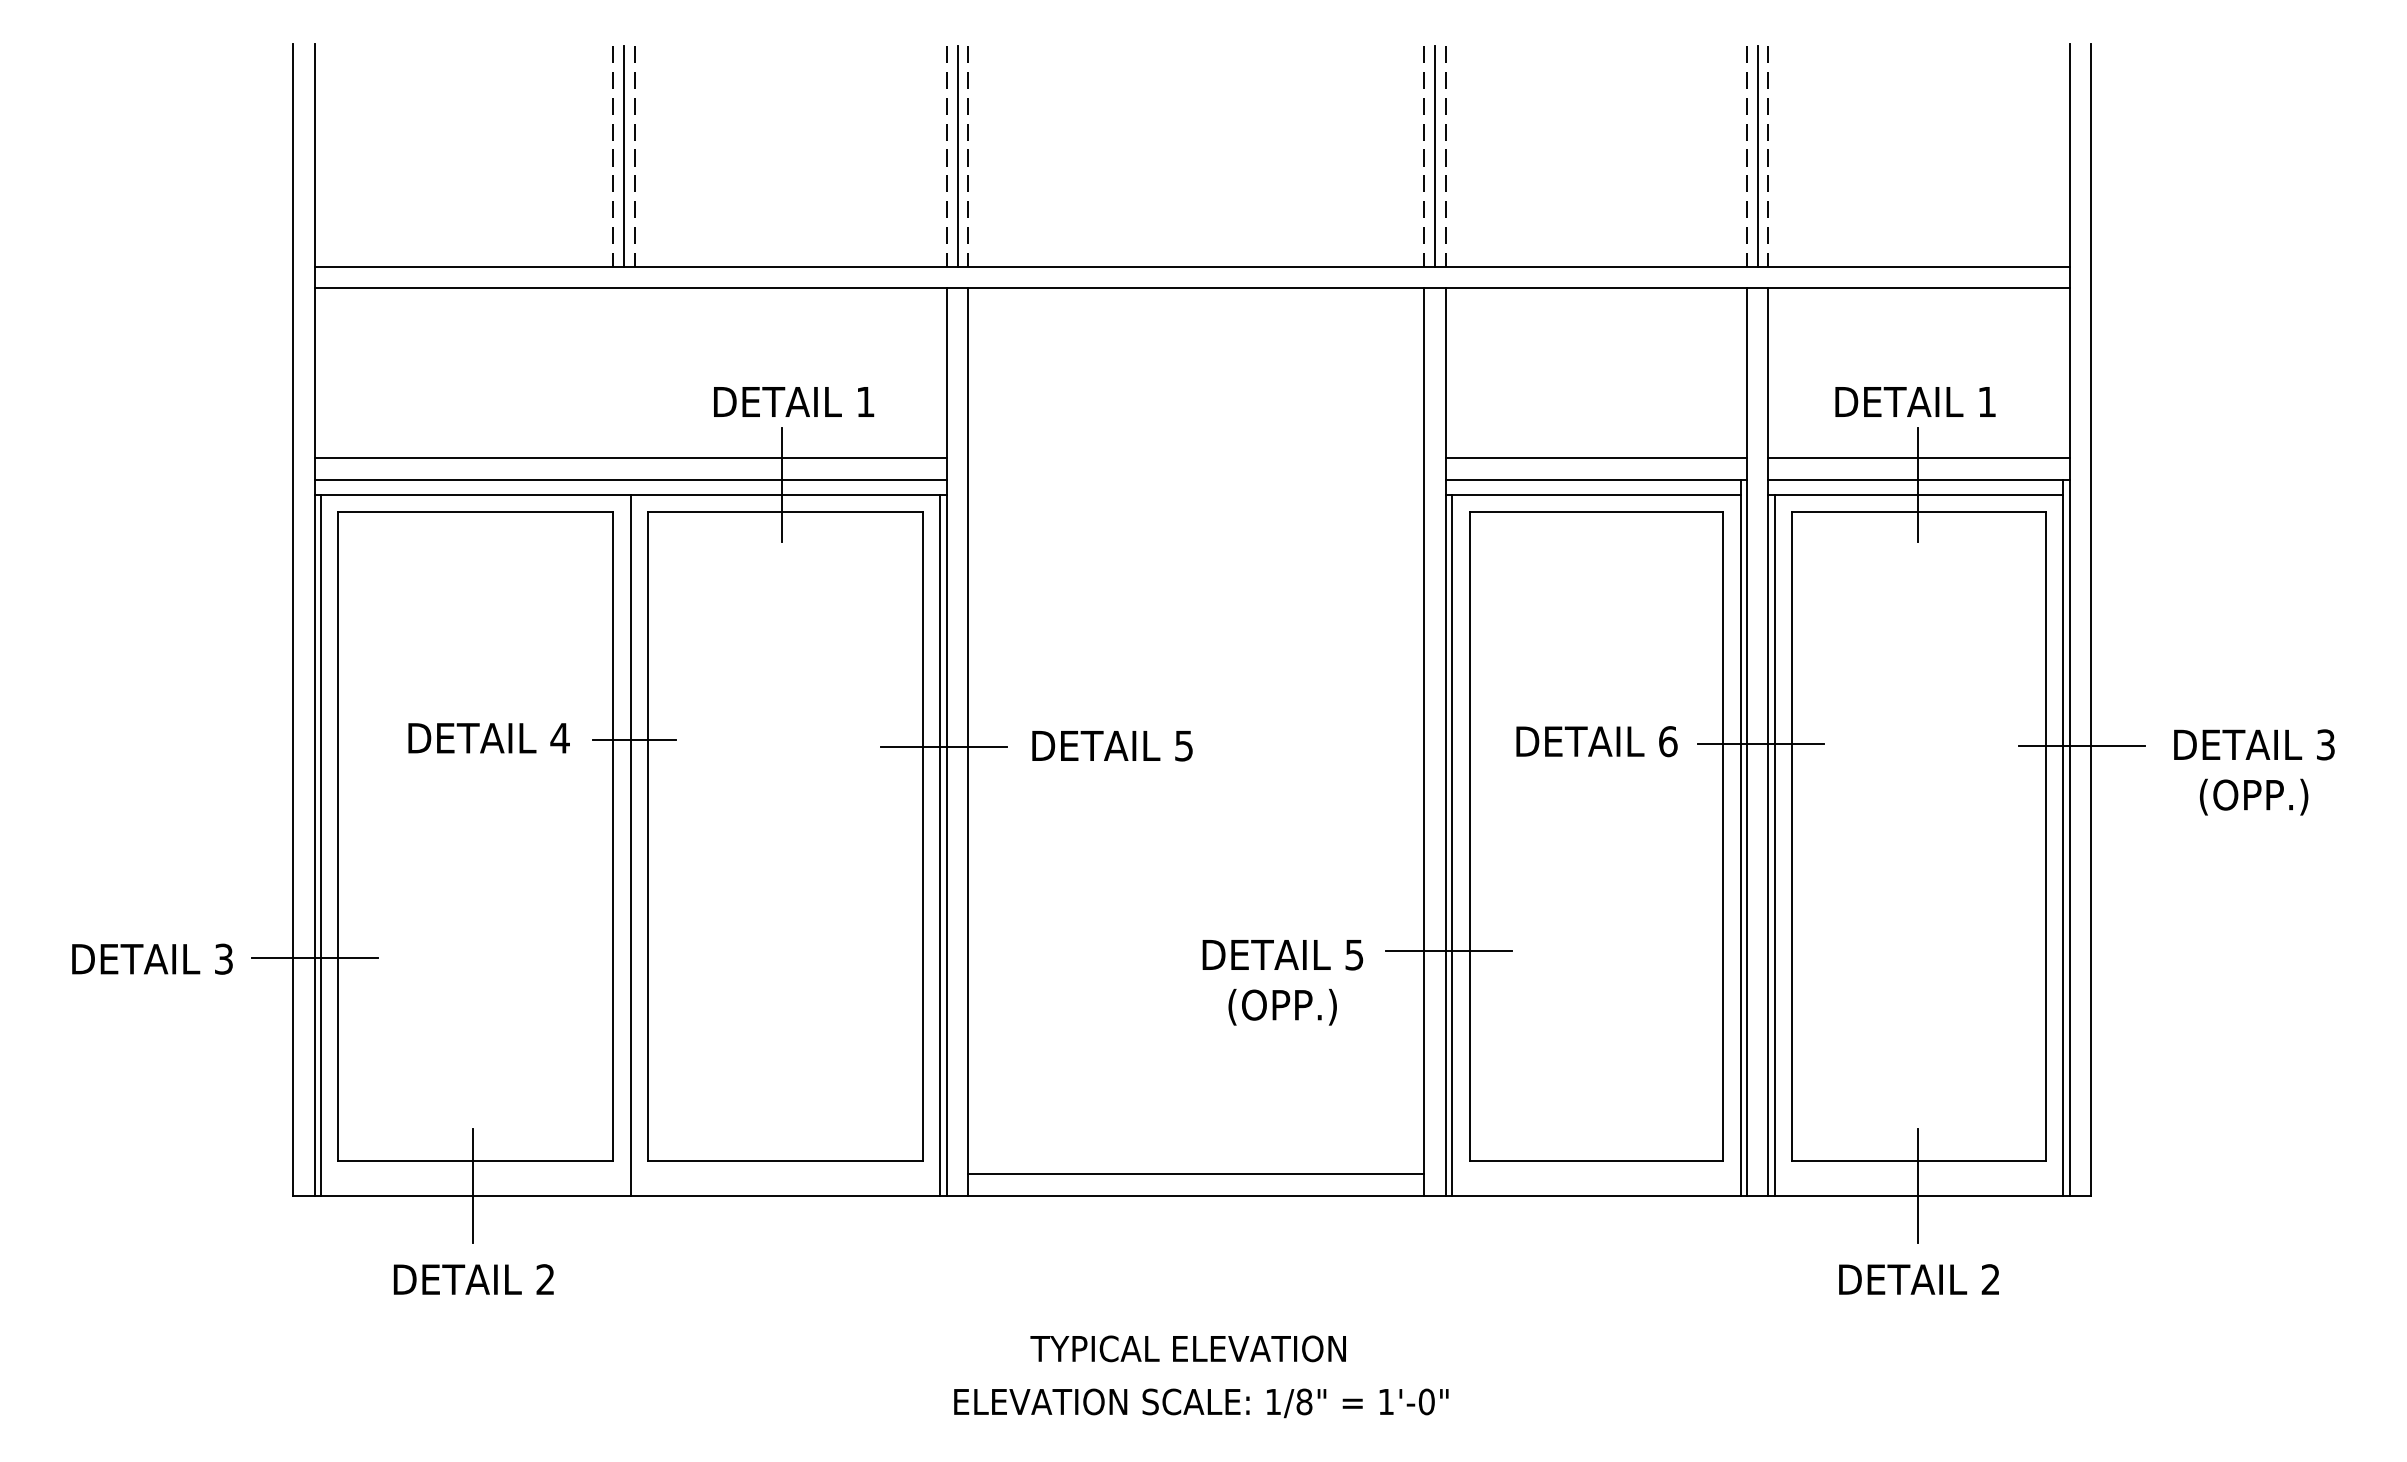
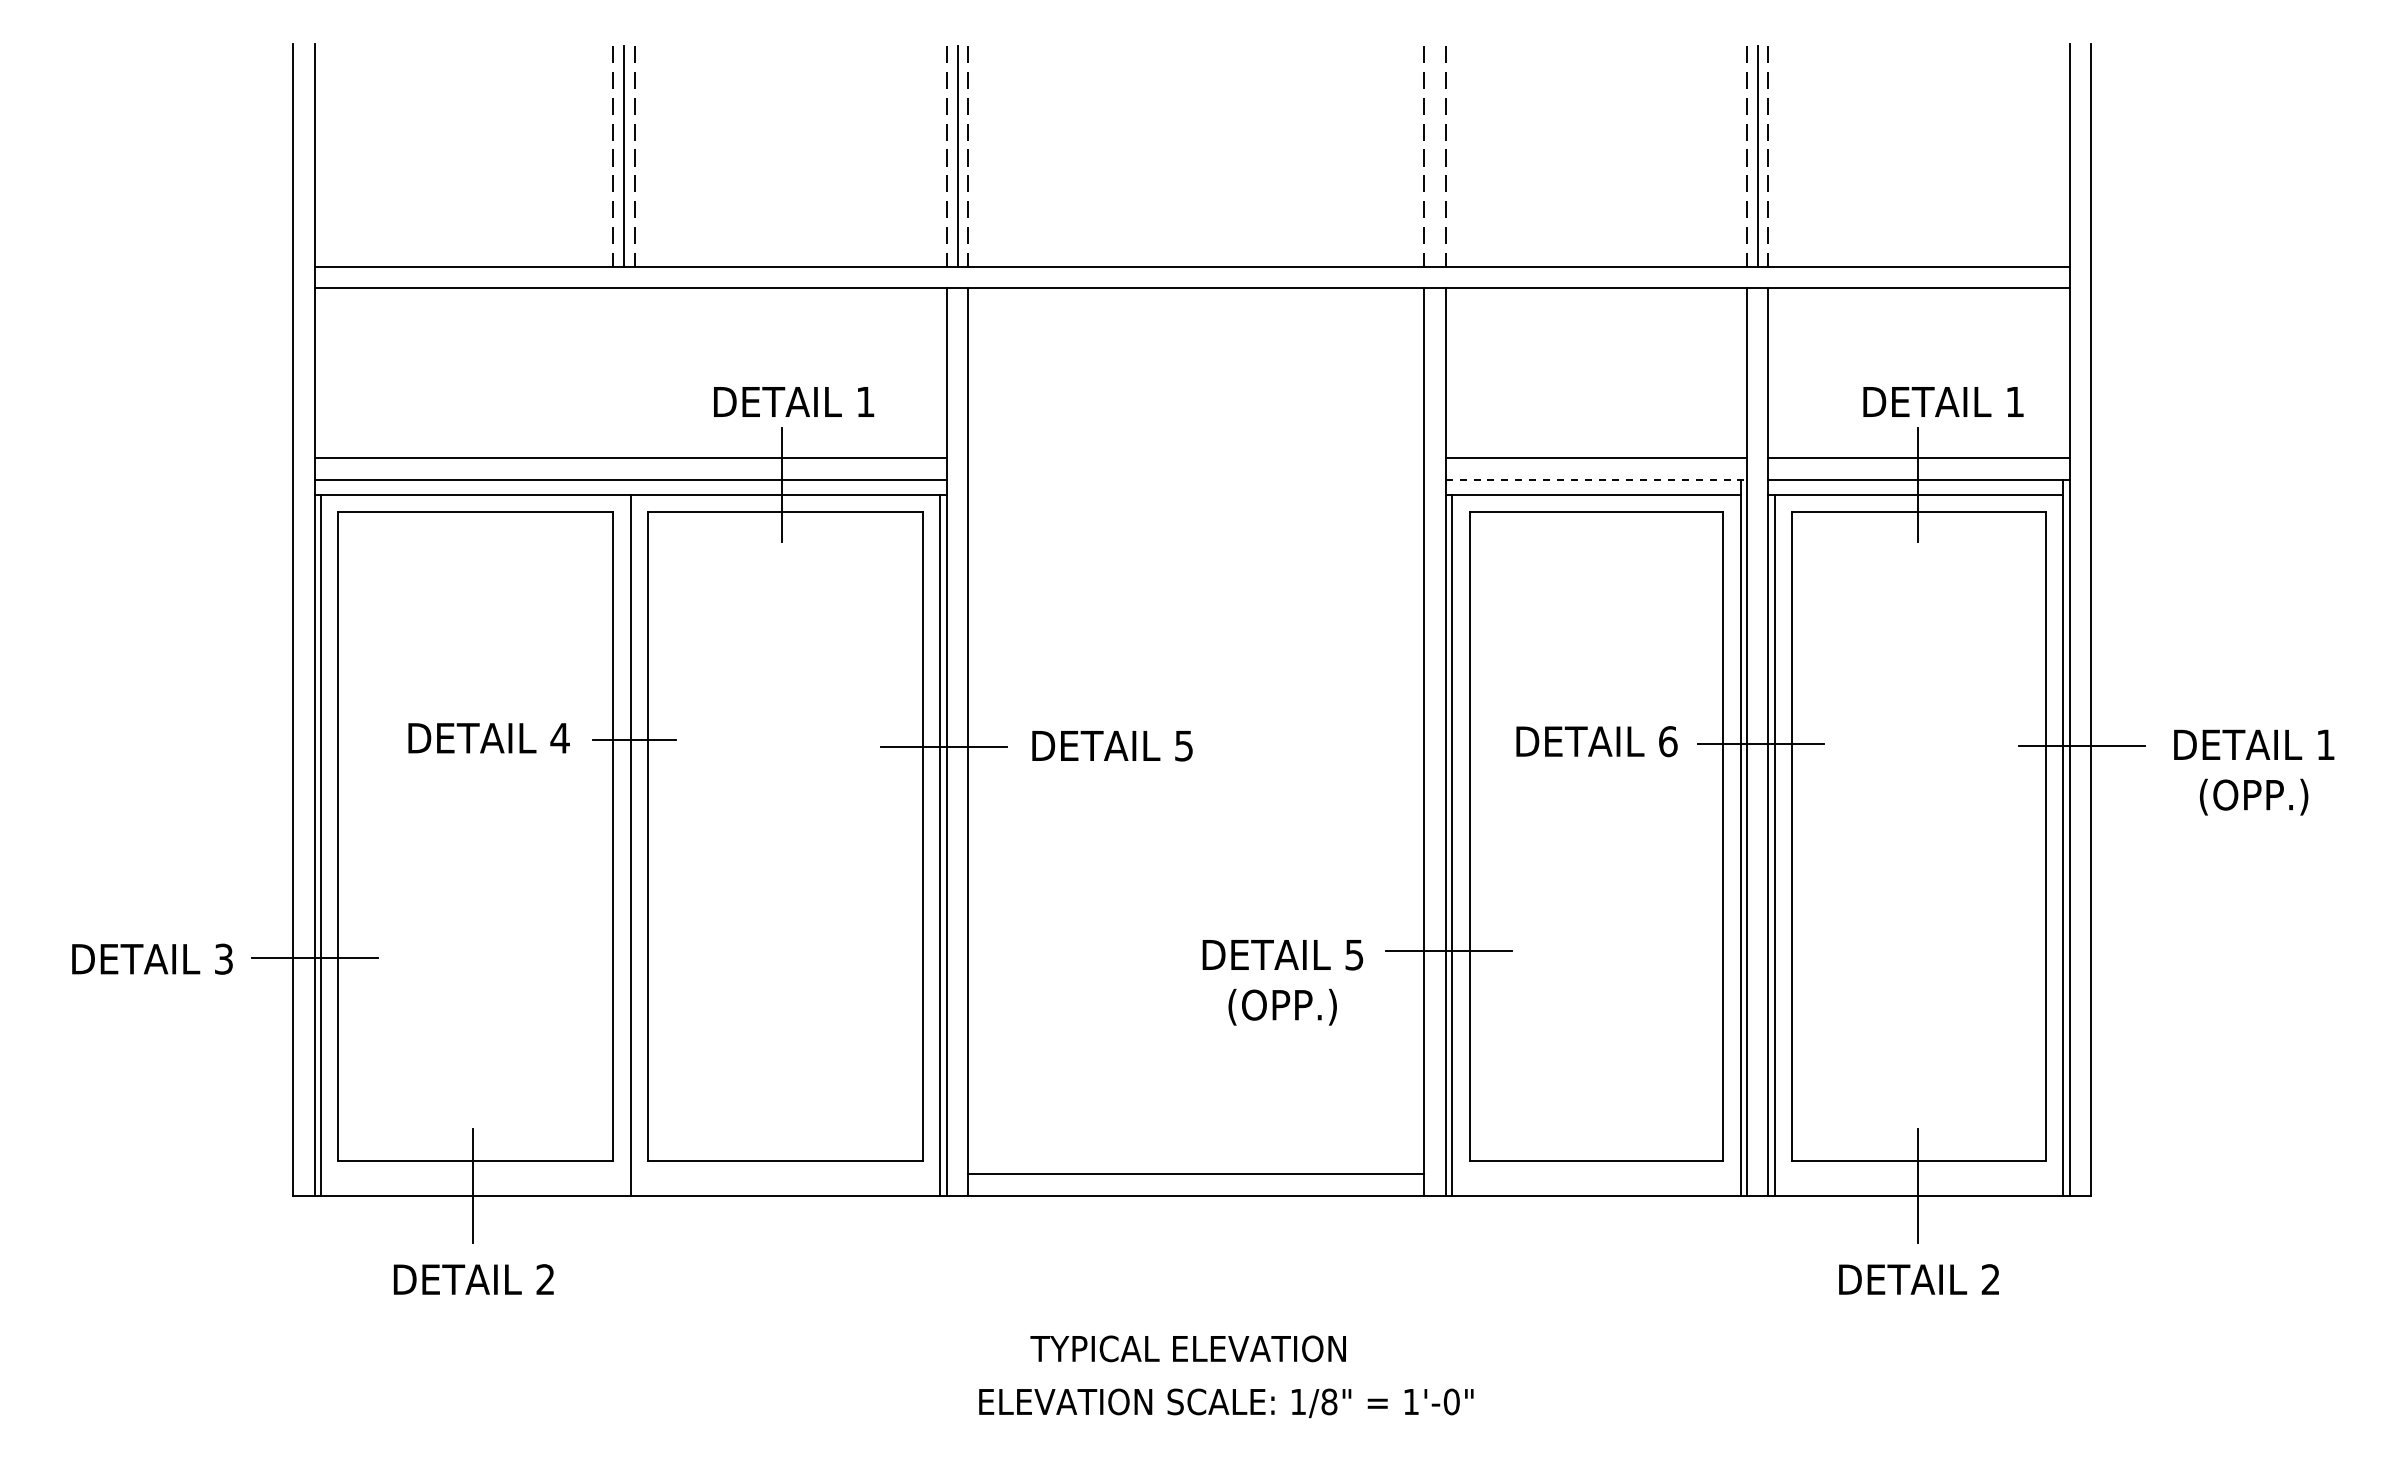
line: present -> none (1435, 156)
text position: (1915, 401) -> (1943, 401) (1943, 401)
line: solid -> dashed (1596, 479)
text: 3 -> 1 (2325, 744)
text position: (1201, 1403) -> (1226, 1403) (1226, 1403)
